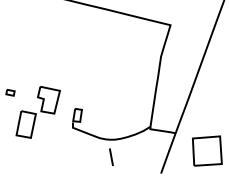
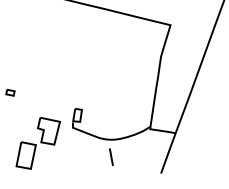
part position: (37, 112) -> (37, 143) (37, 143)
part: present -> none (207, 150)
